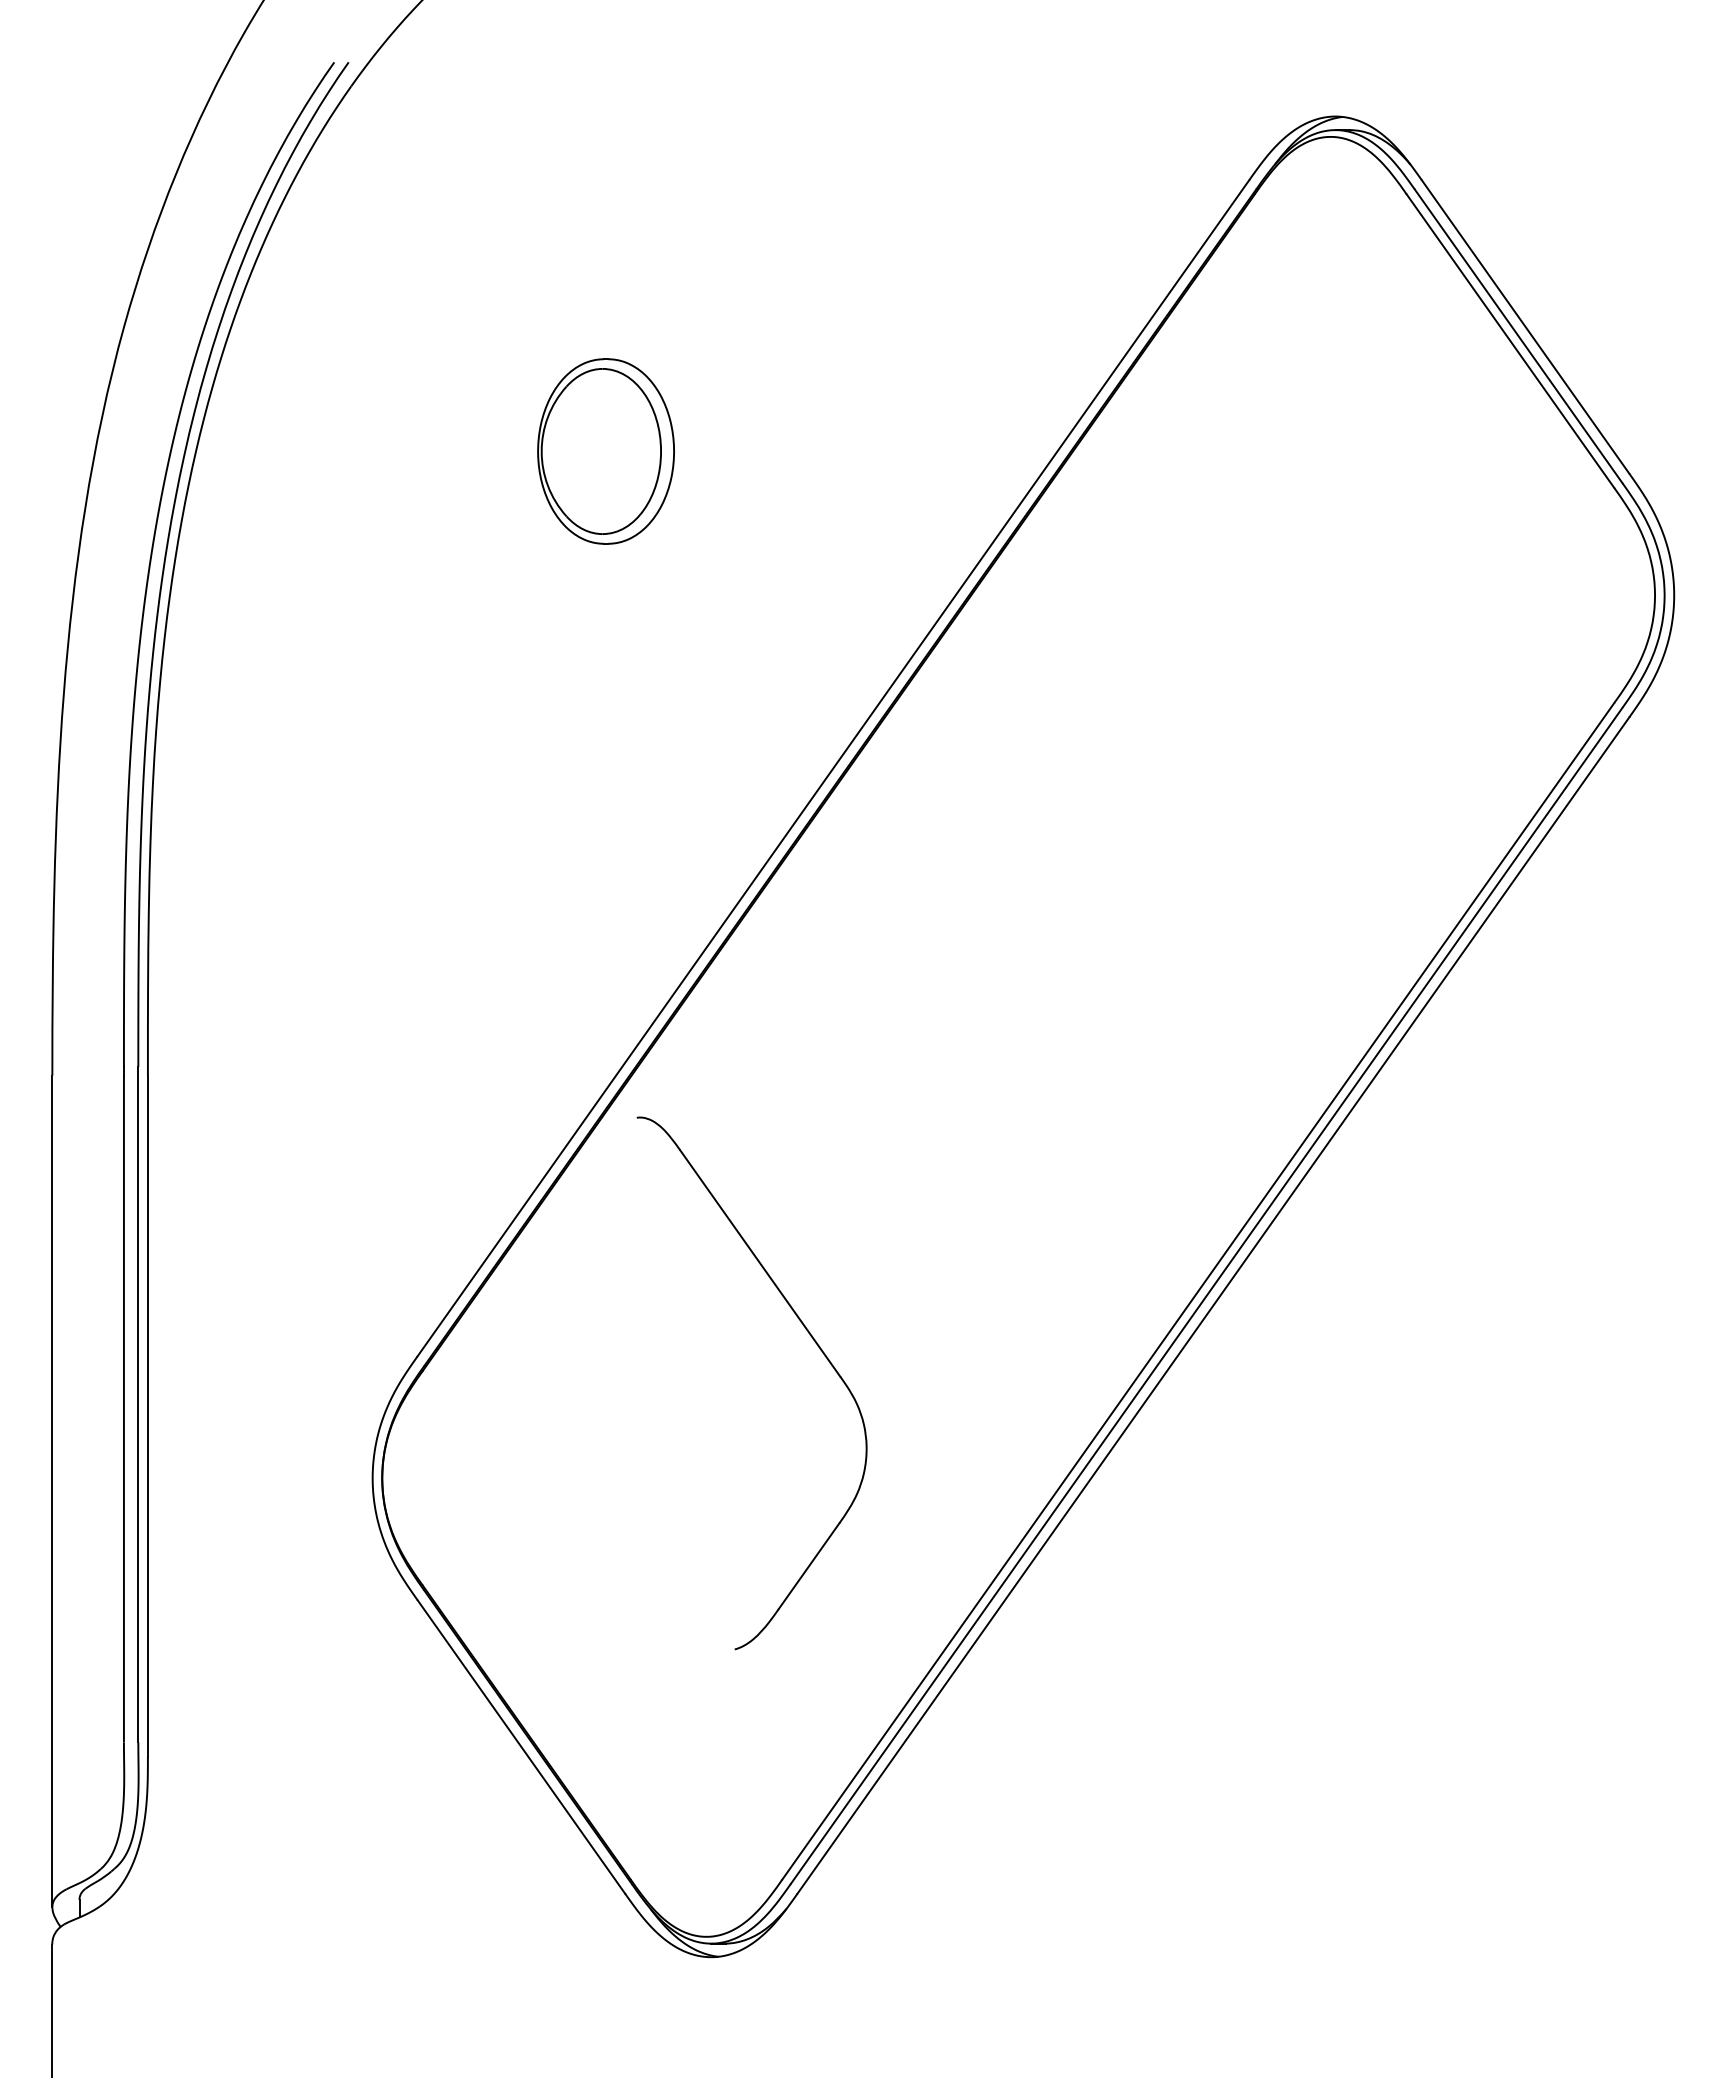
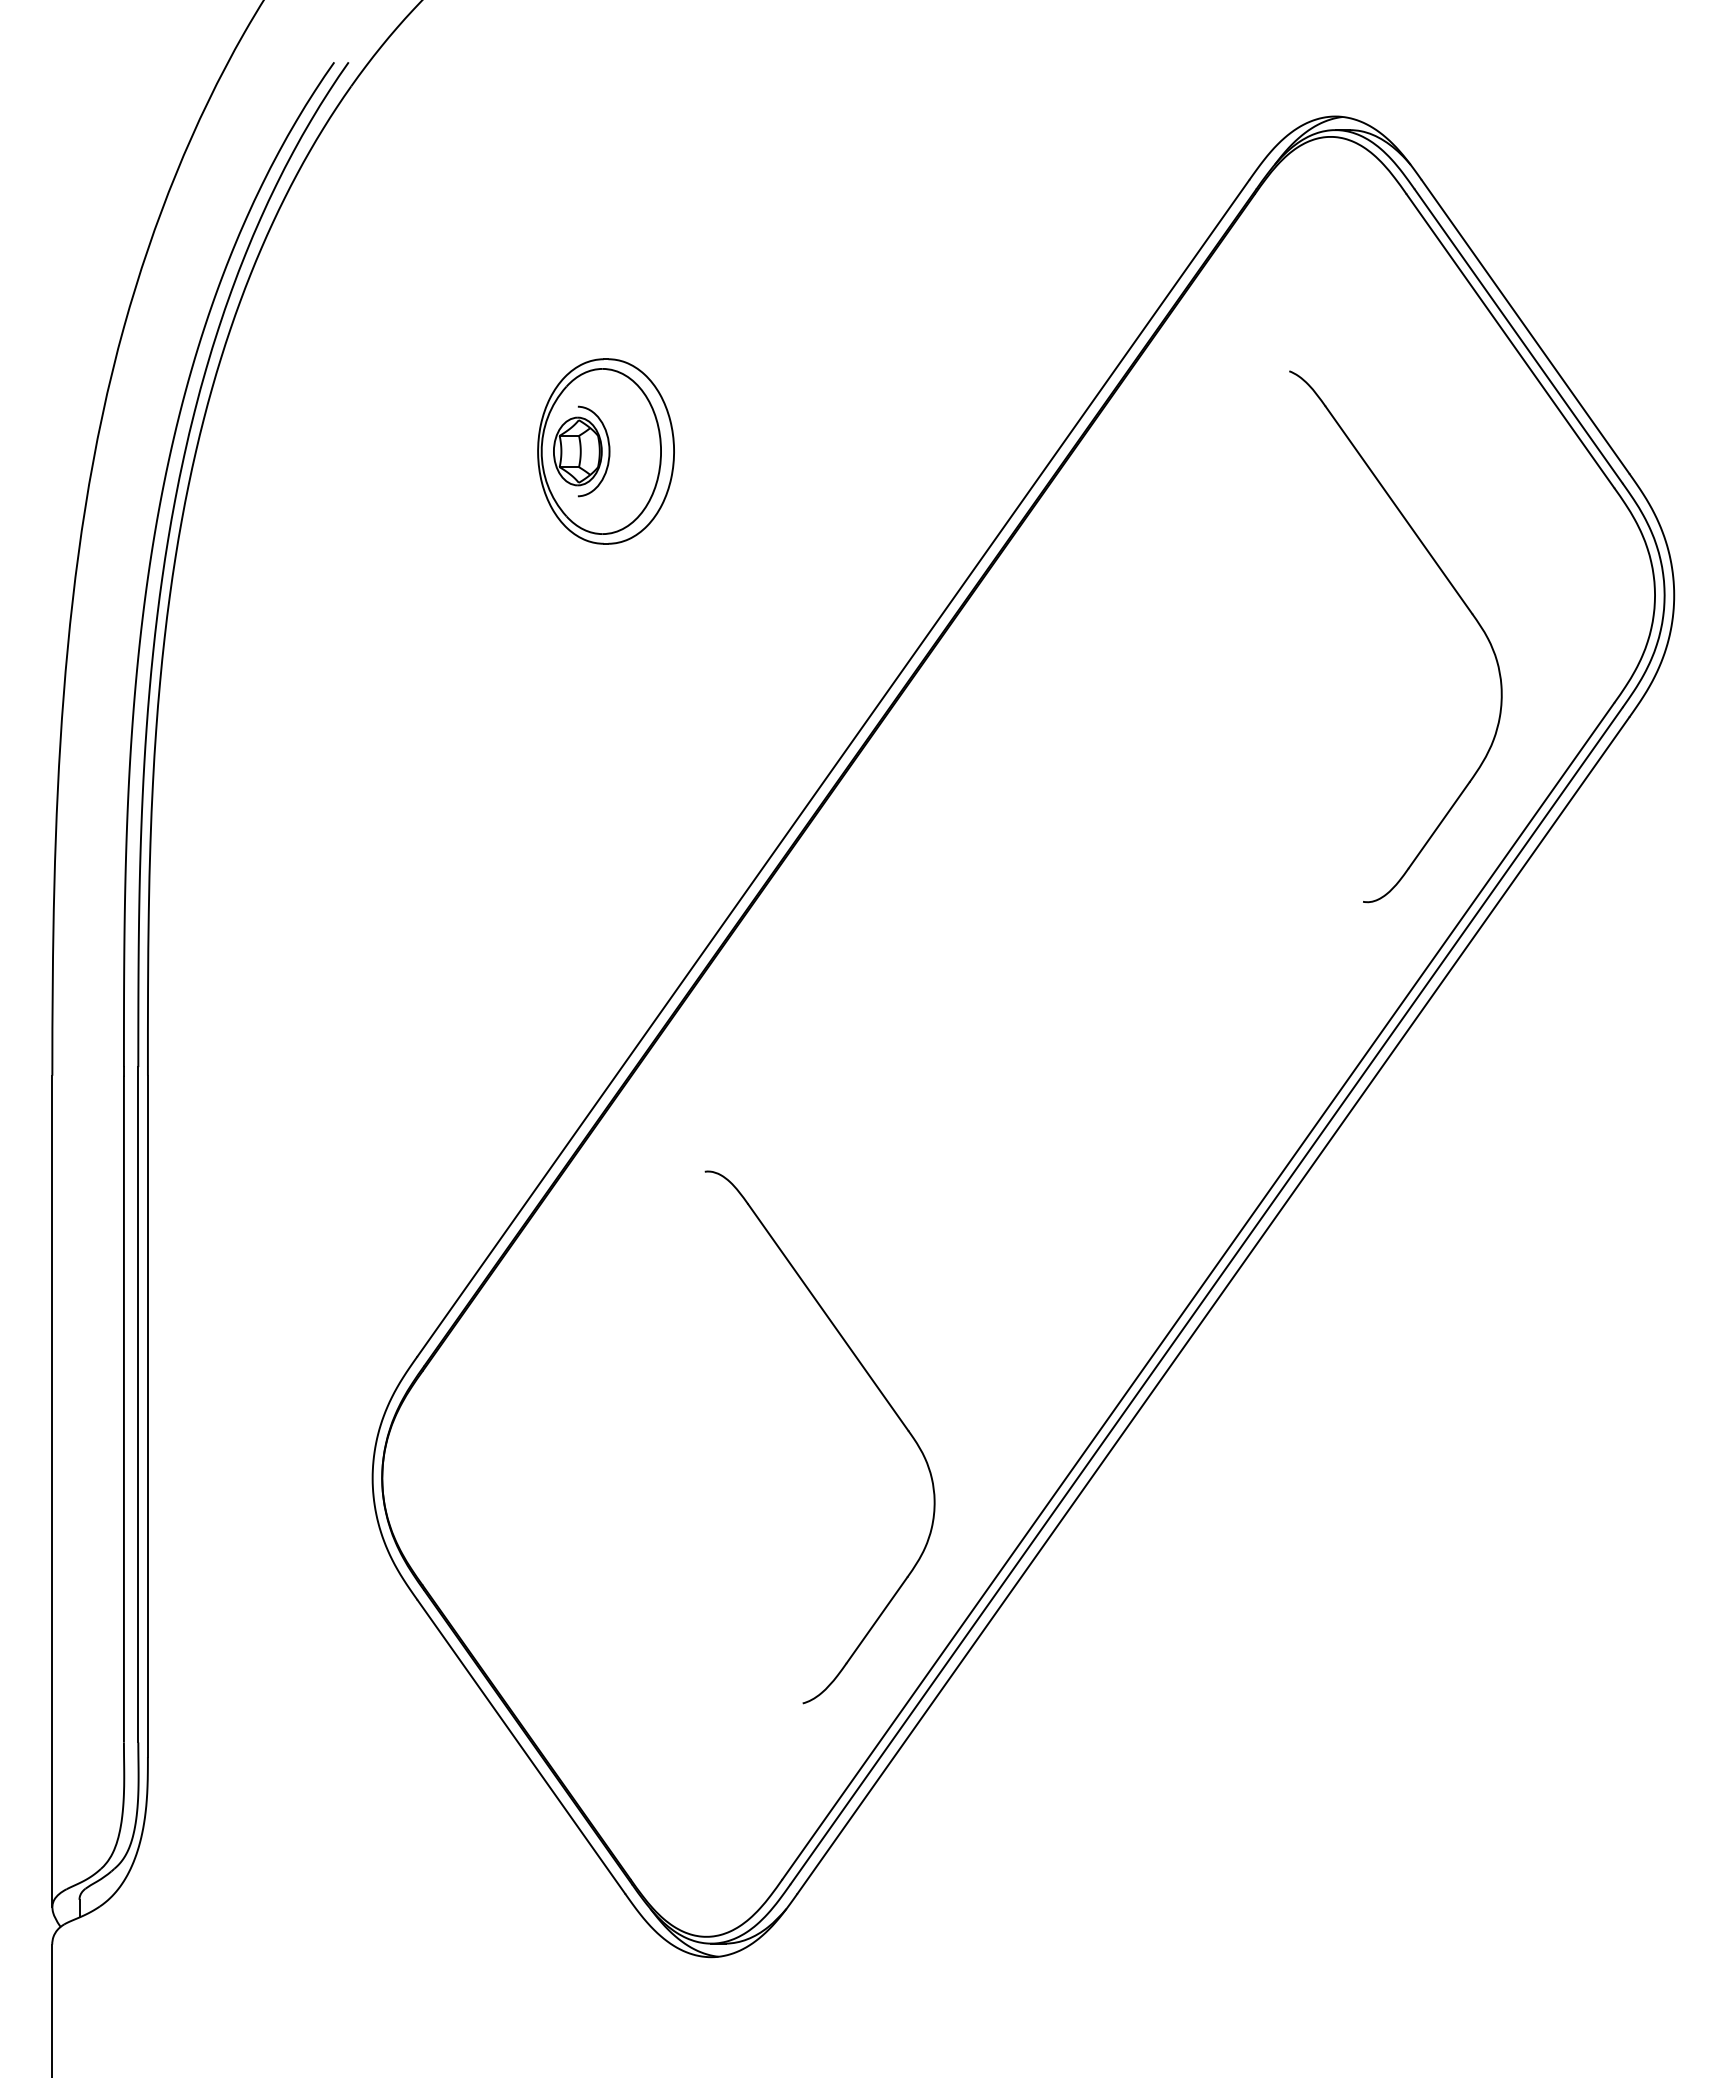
part: none -> present (581, 451)
part: none -> present (1458, 596)
part position: (812, 1339) -> (880, 1393) (880, 1393)
